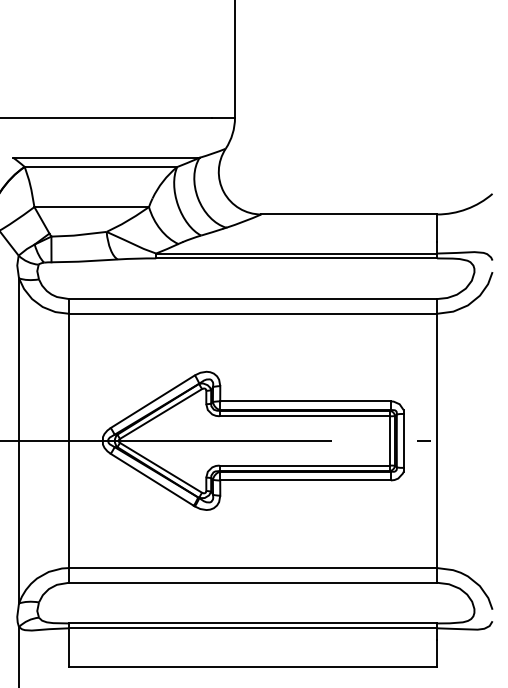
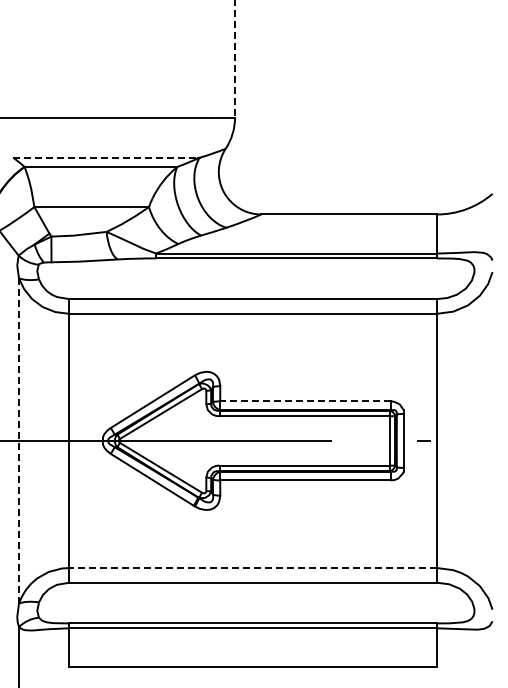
line: solid -> dashed (235, 58)
line: solid -> dashed (106, 157)
line: solid -> dashed (305, 401)
line: solid -> dashed (18, 440)
line: solid -> dashed (252, 568)
